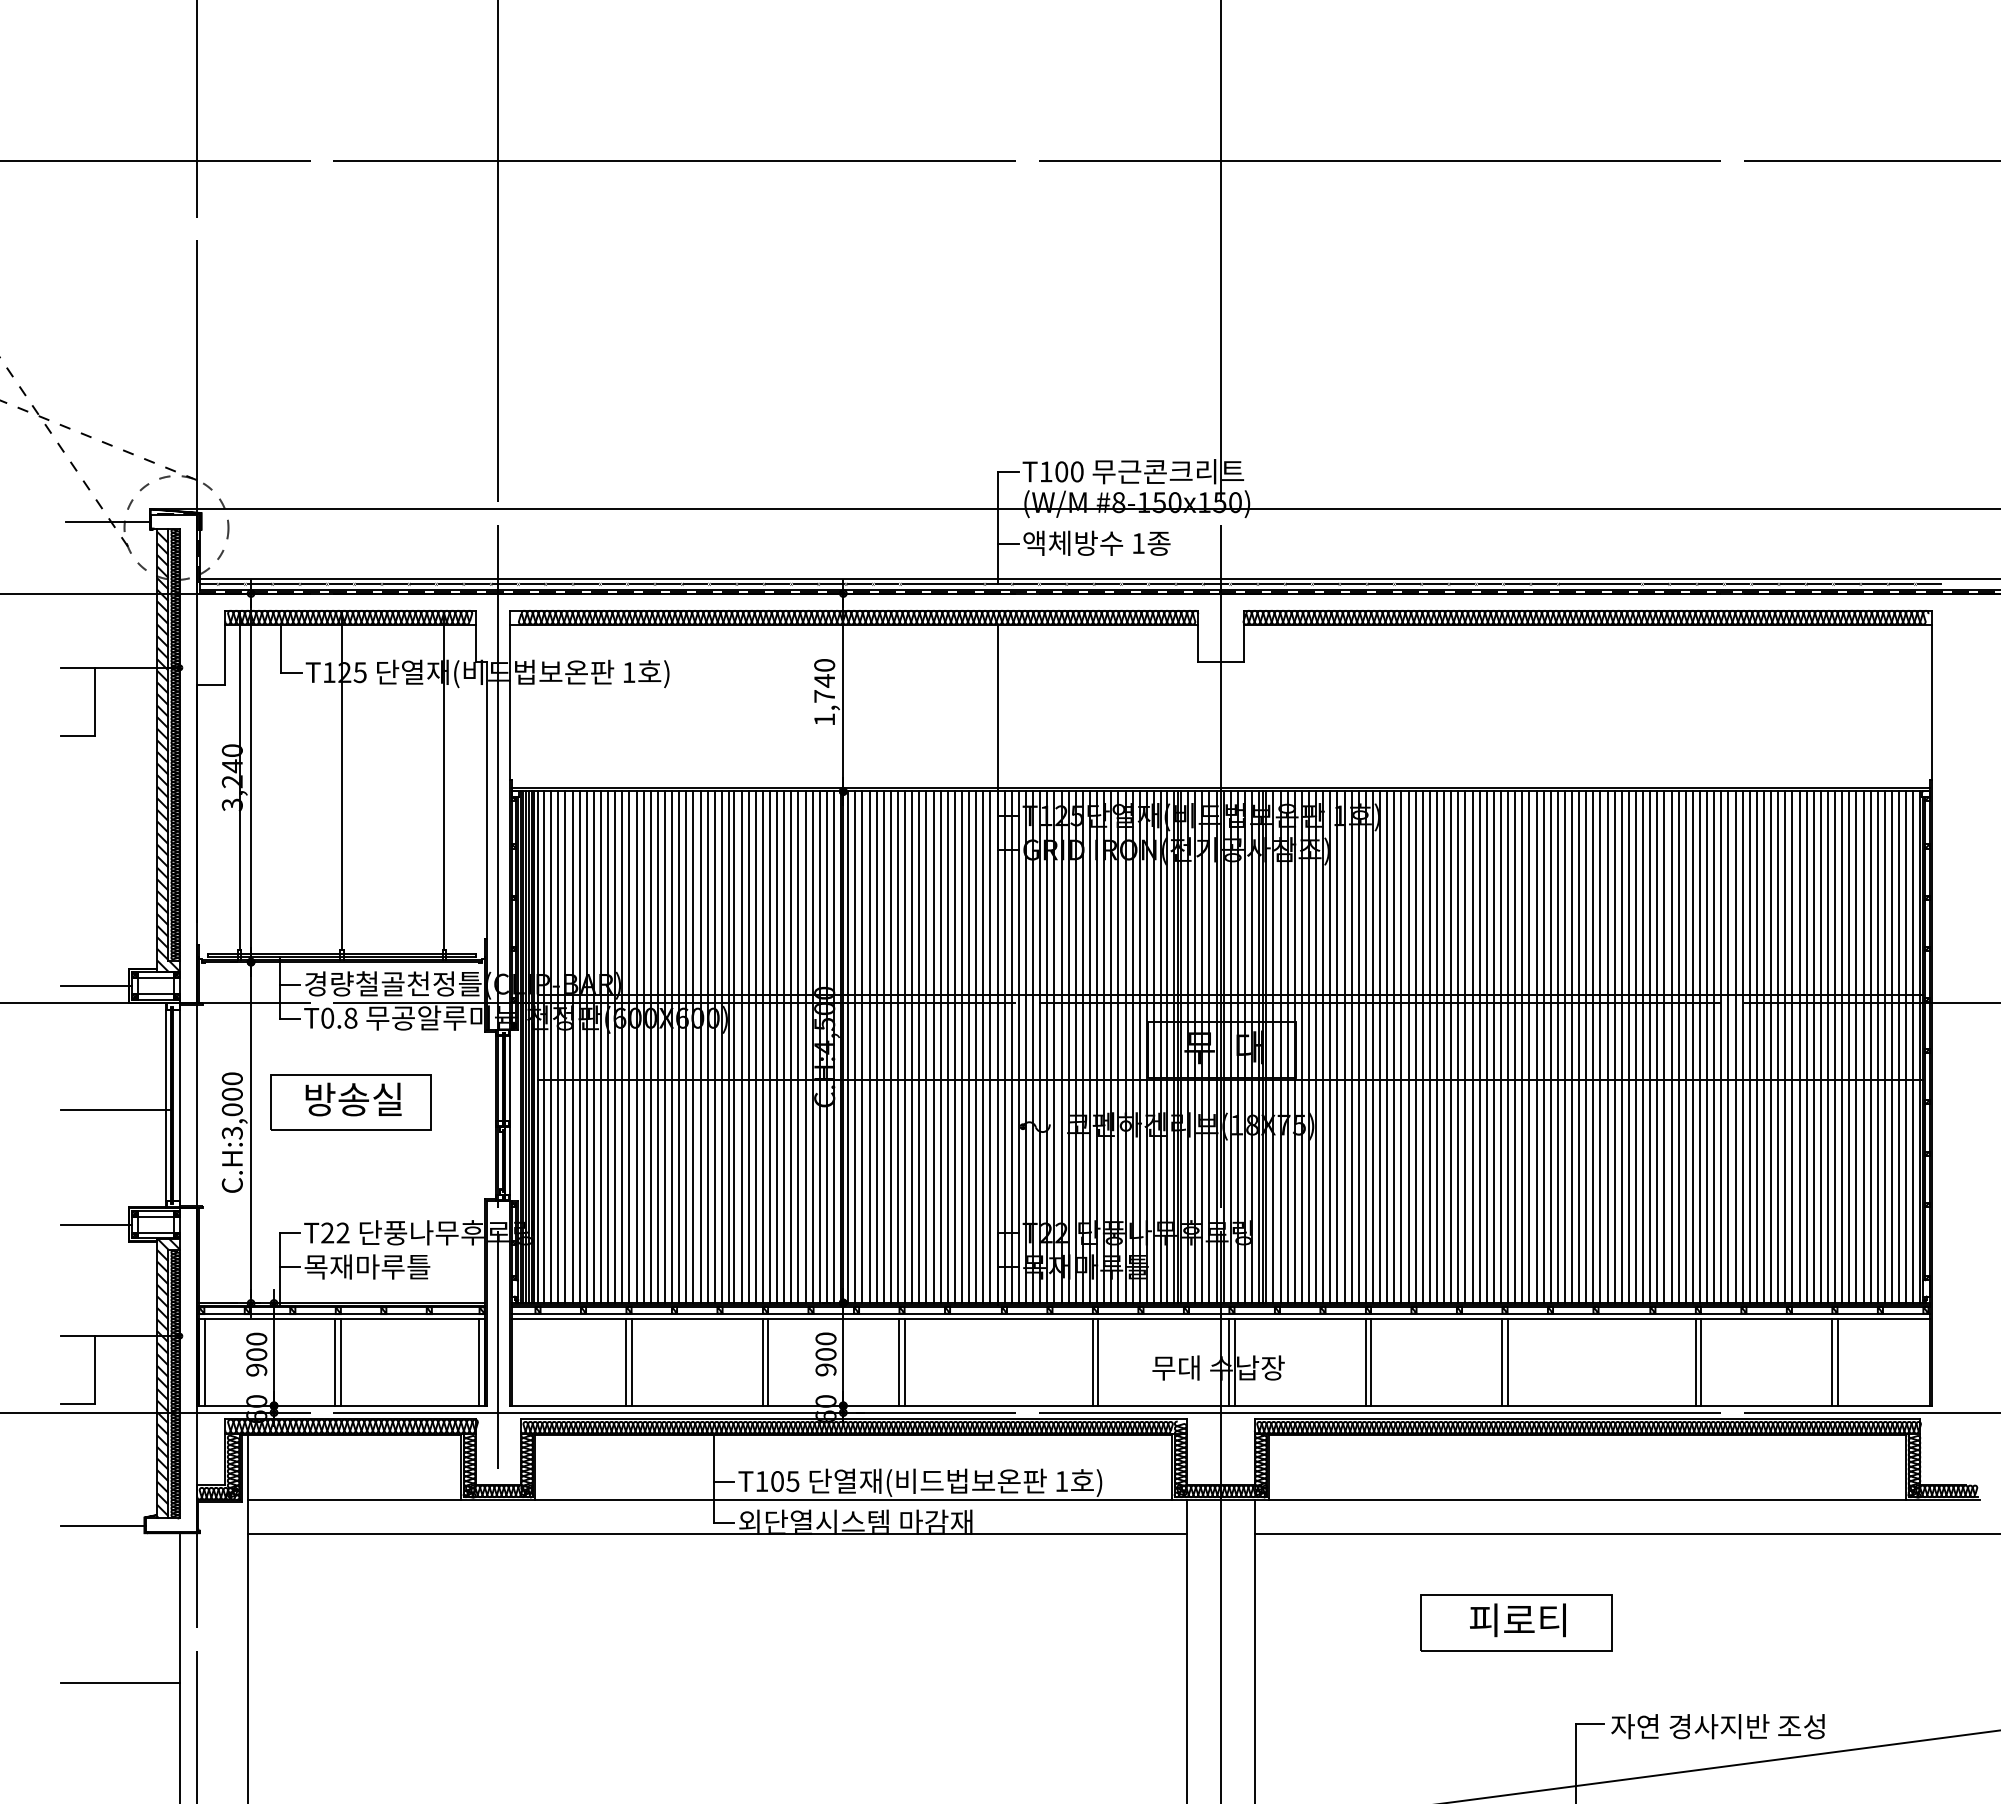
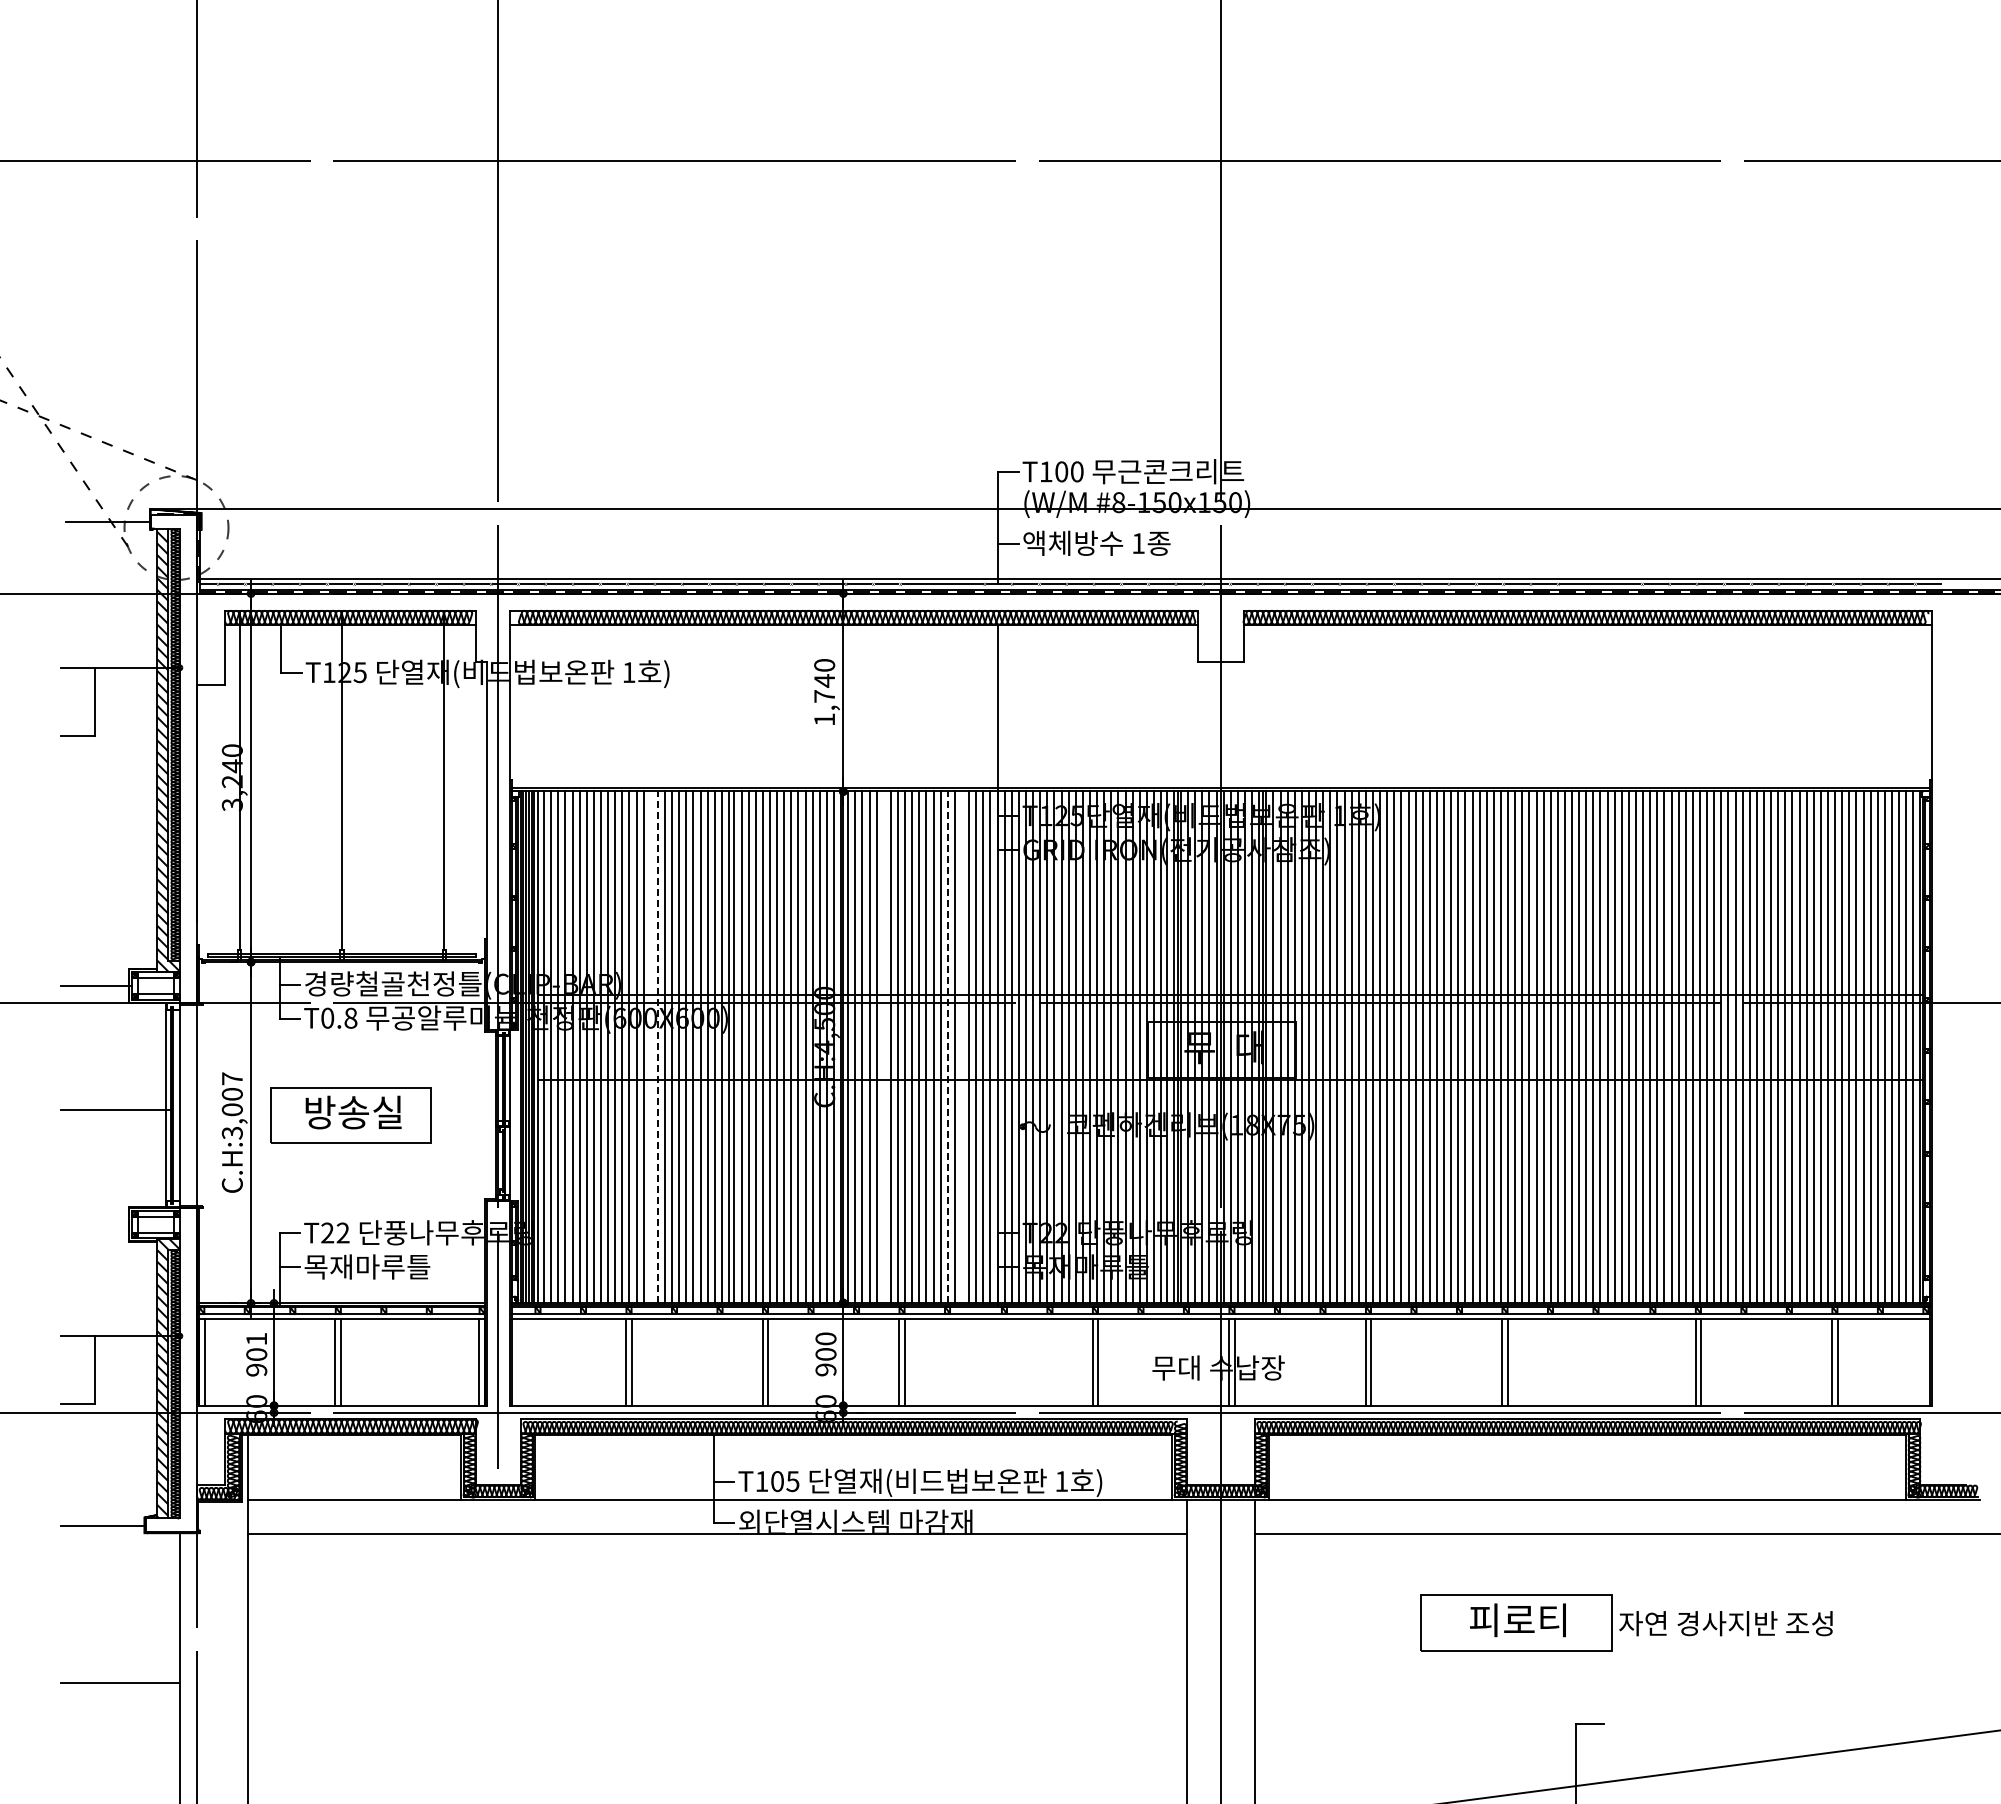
line: present -> none (650, 1046)
line: present -> none (883, 1046)
line: present -> none (961, 1046)
line: solid -> dashed (657, 1047)
line: solid -> dashed (947, 1047)
text: C.H:3,000 -> C.H:3,007 (231, 1078)
part position: (350, 1102) -> (350, 1115) (350, 1115)
line: present -> none (96, 1224)
text: 900 -> 901 (256, 1338)
text position: (1717, 1726) -> (1725, 1623) (1725, 1623)
